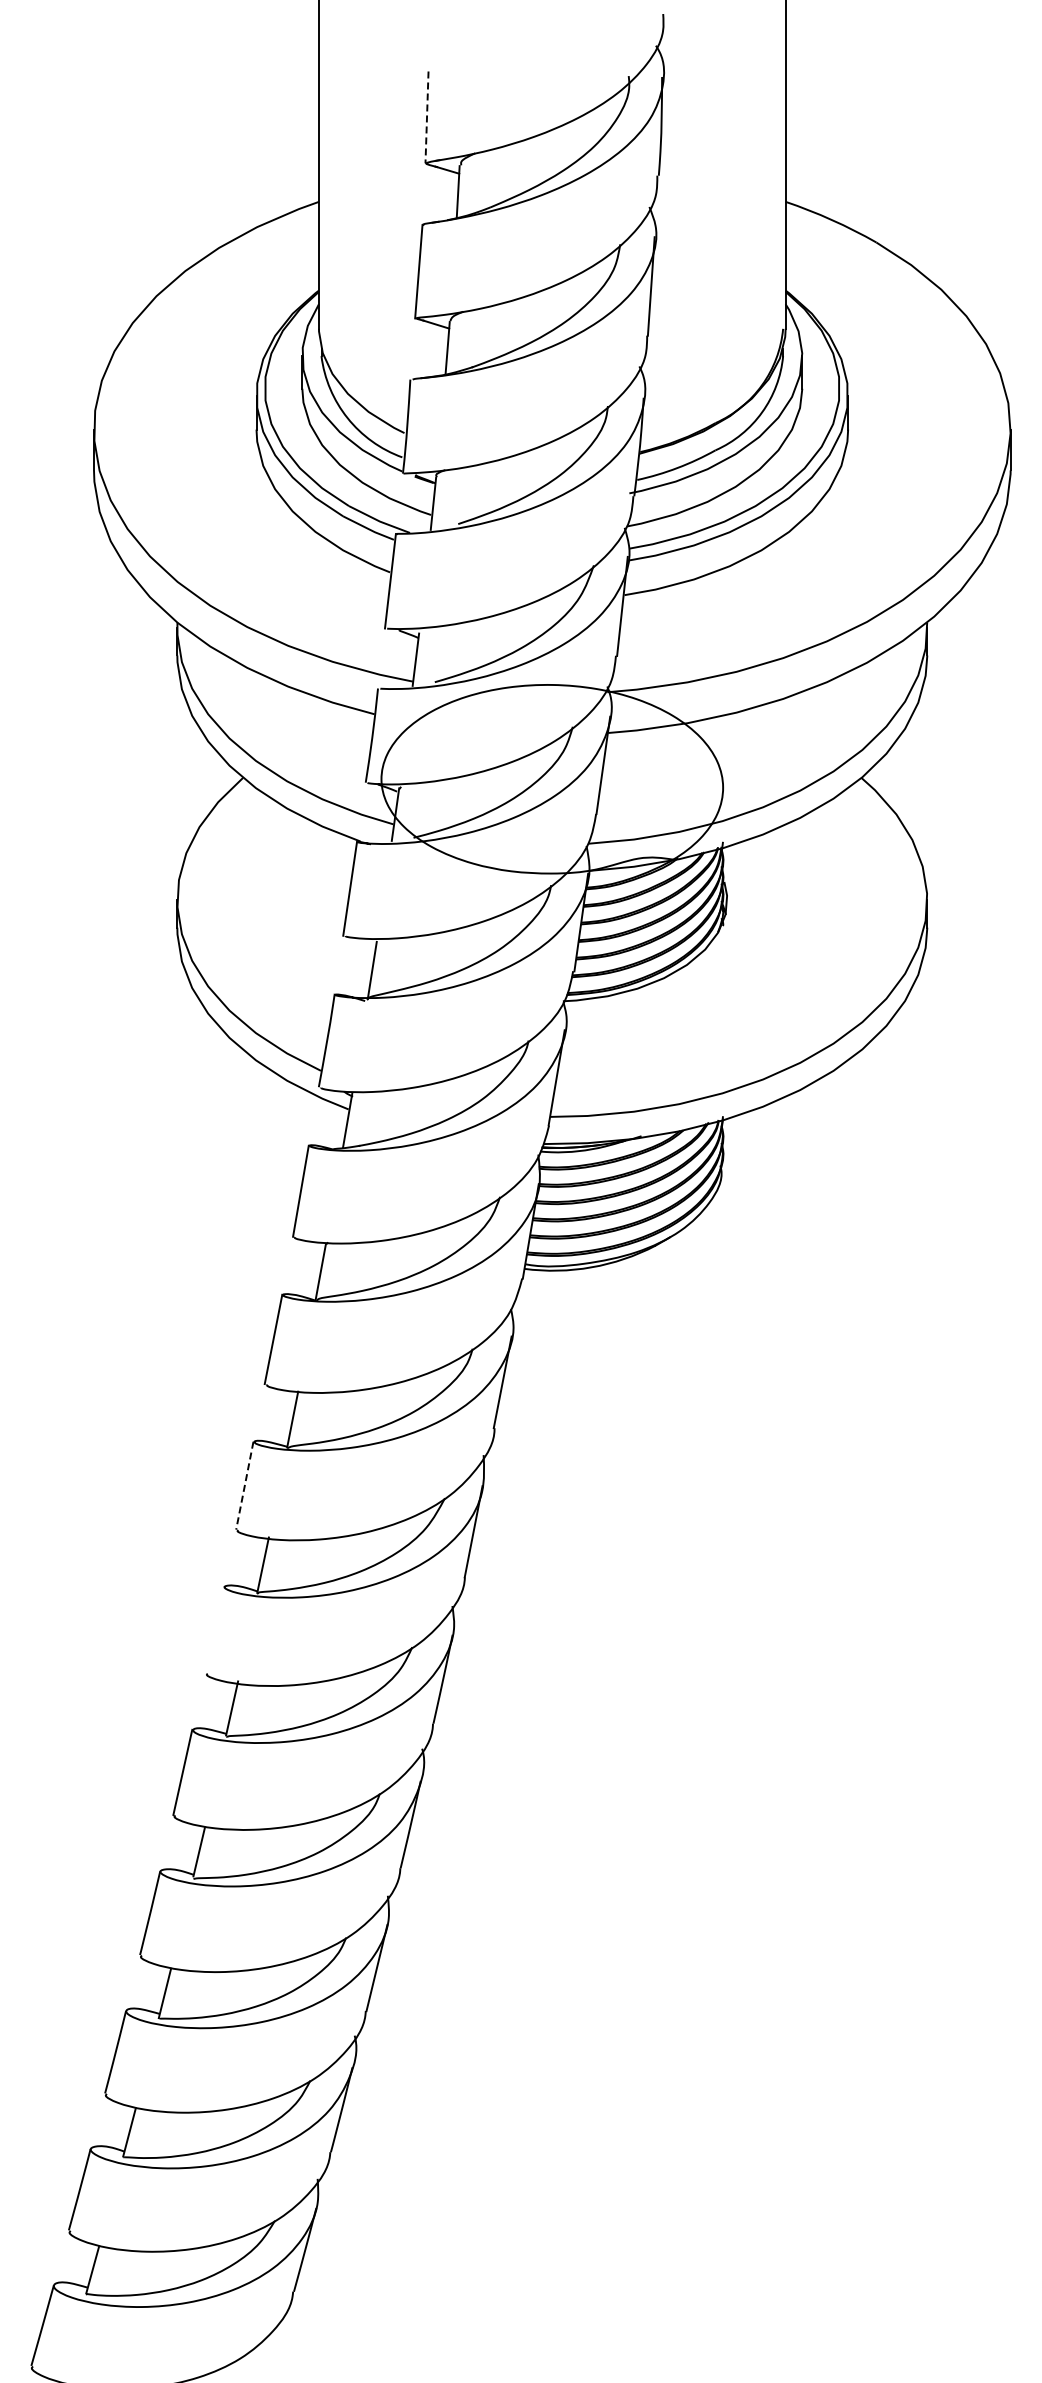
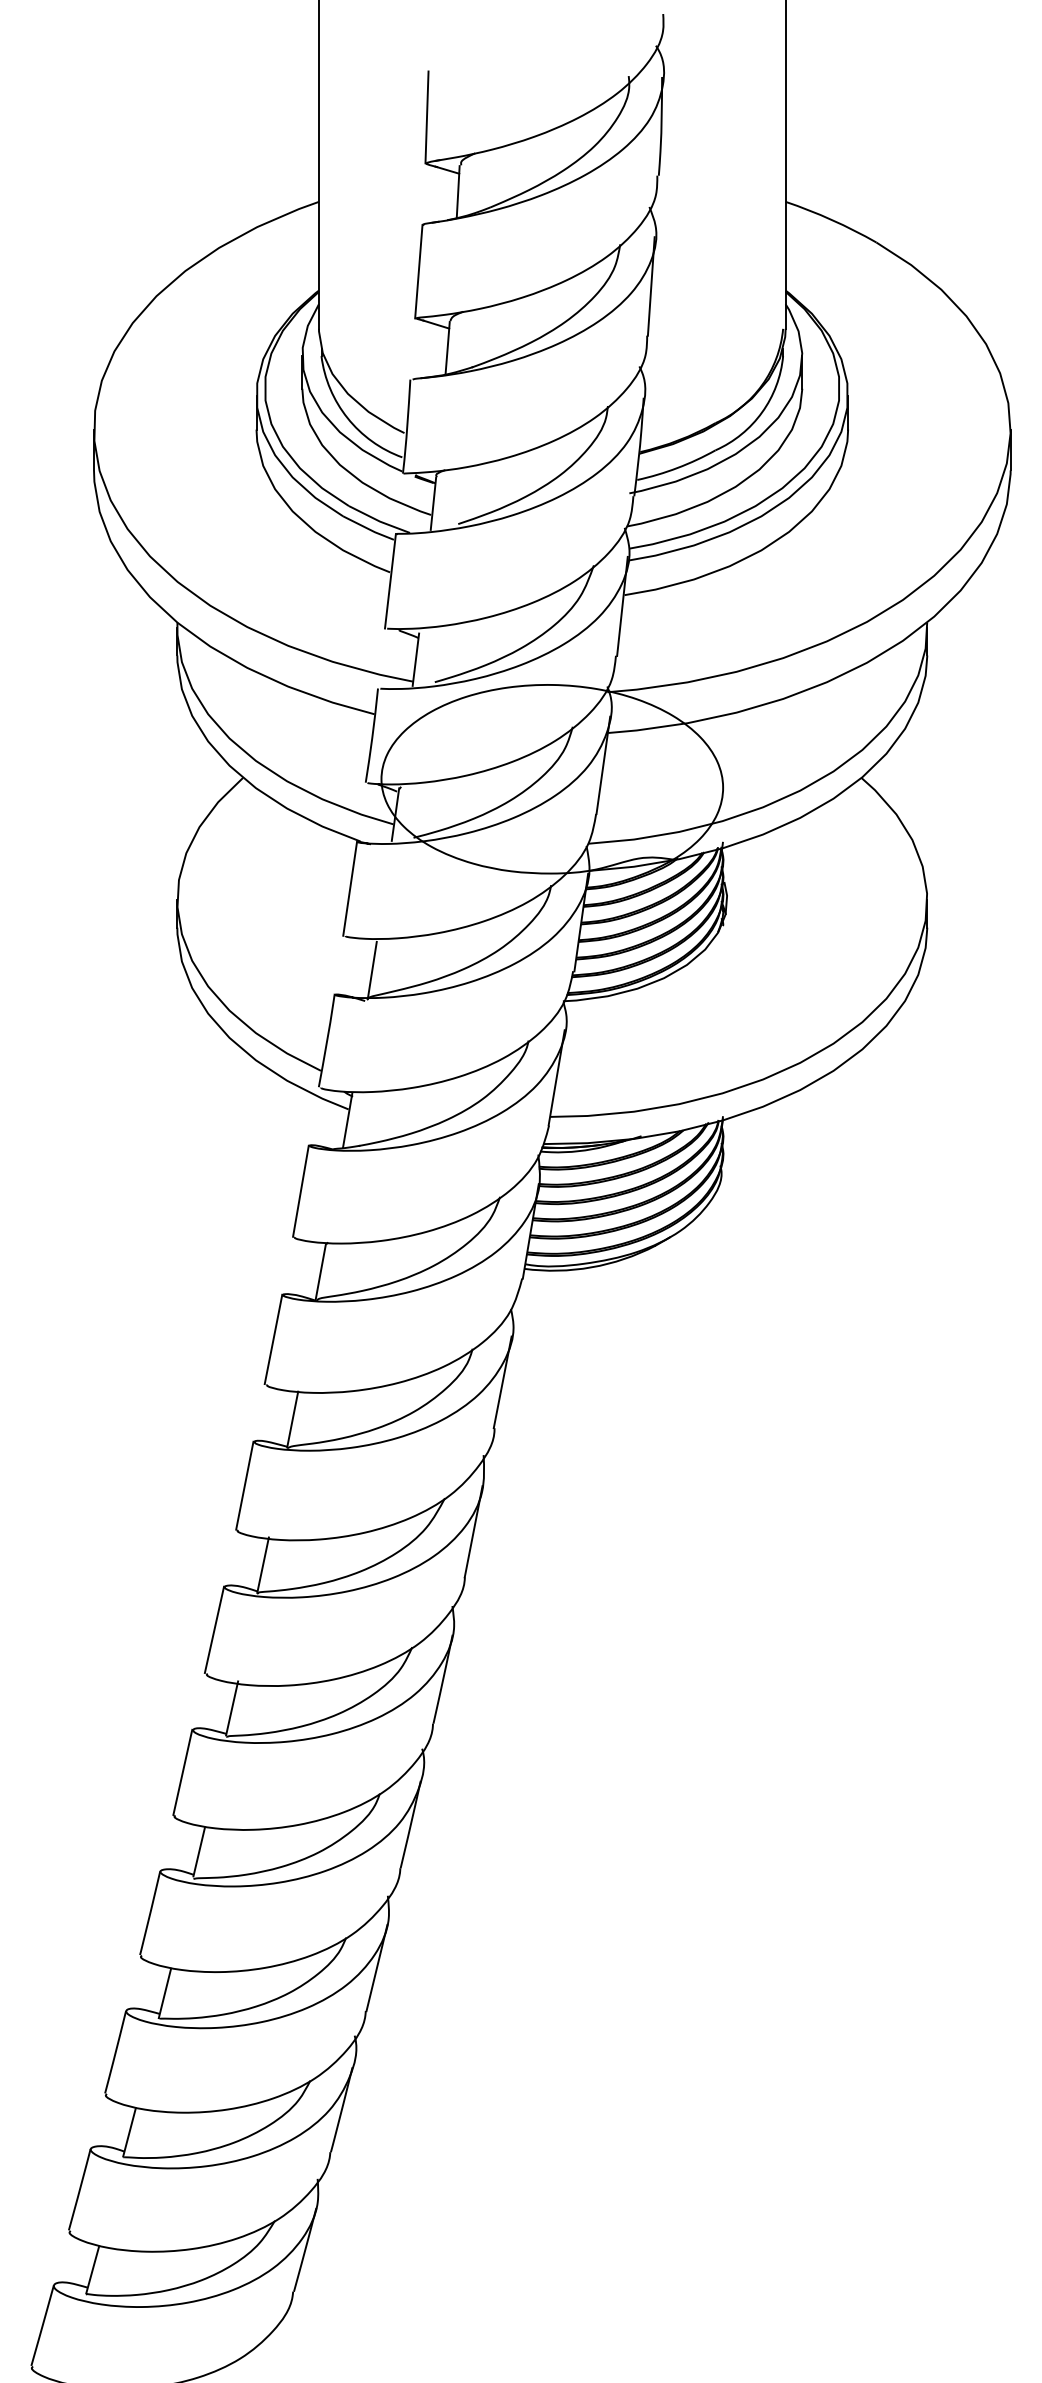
line: dashed -> solid (427, 117)
line: dashed -> solid (244, 1485)
line: none -> present (214, 1629)
